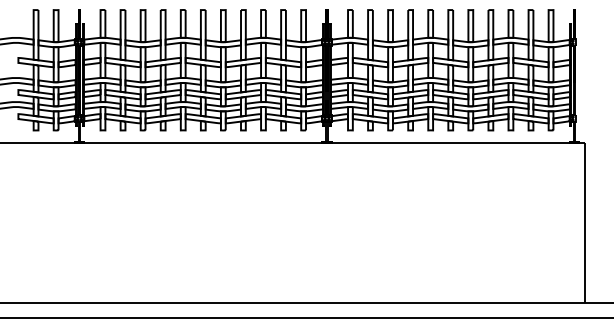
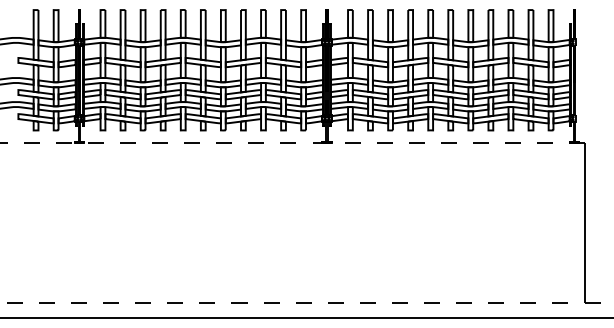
line: solid -> dashed (292, 142)
line: solid -> dashed (307, 303)
